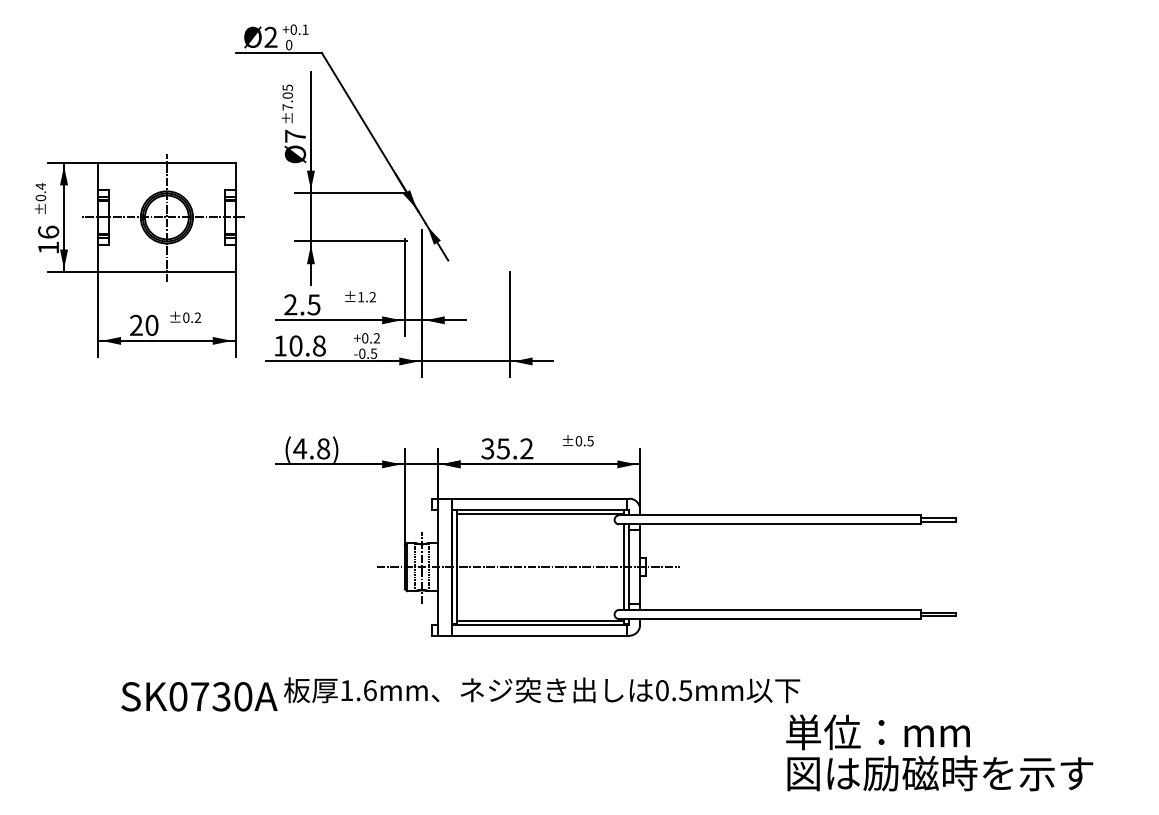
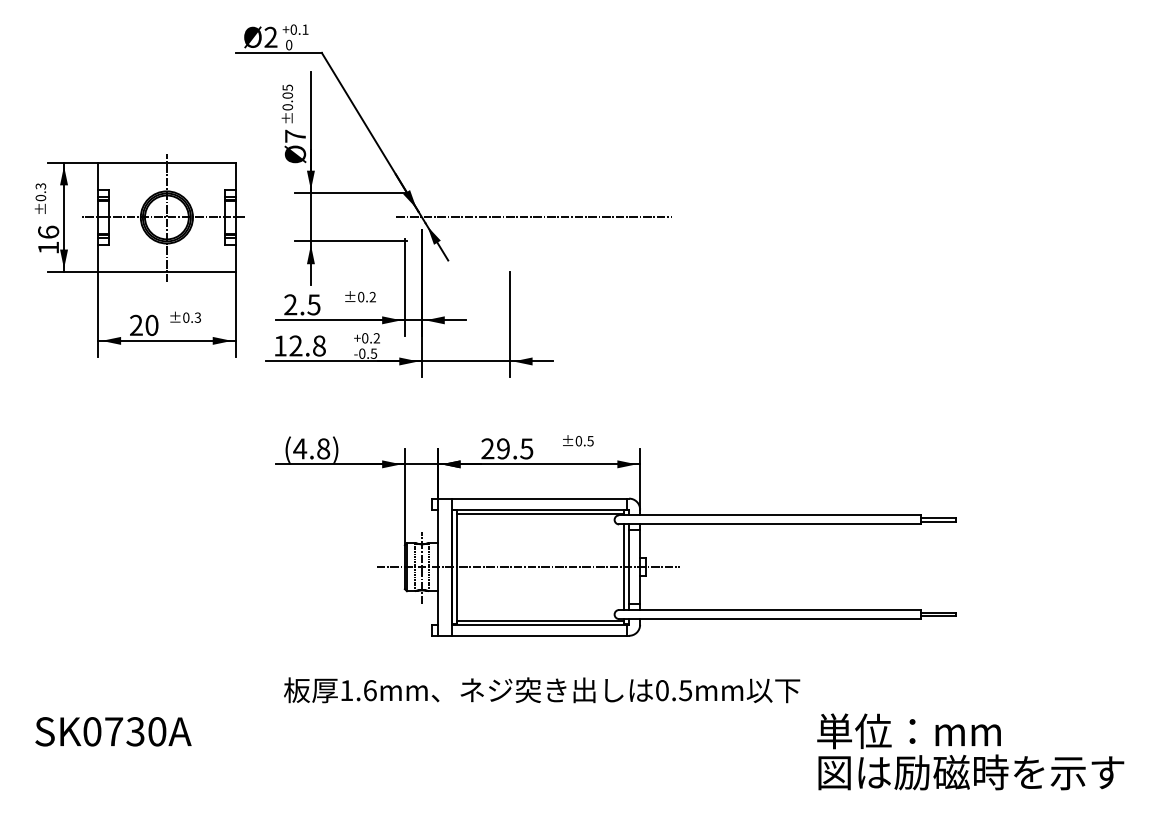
text: ±7.05 -> ±0.05 (287, 107)
text: ±0.4 -> ±0.3 (40, 186)
line: none -> present (533, 217)
text: ±1.2 -> ±0.2 (361, 296)
text: ±0.2 -> ±0.3 (197, 317)
text: 10.8 -> 12.8 (295, 345)
text: 35.2 -> 29.5 (507, 448)
text position: (199, 696) -> (113, 731) (113, 731)
text position: (939, 752) -> (970, 751) (970, 751)
